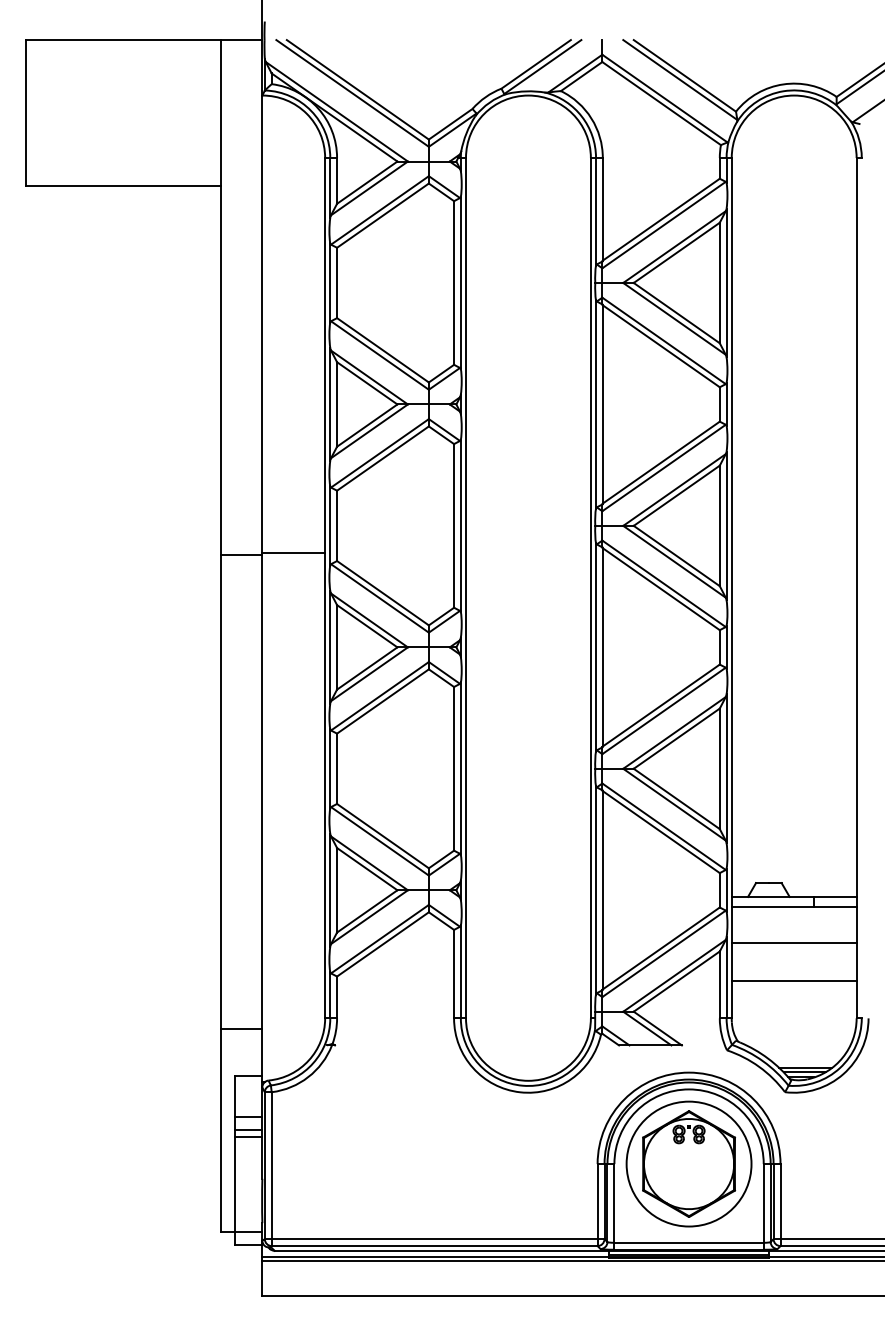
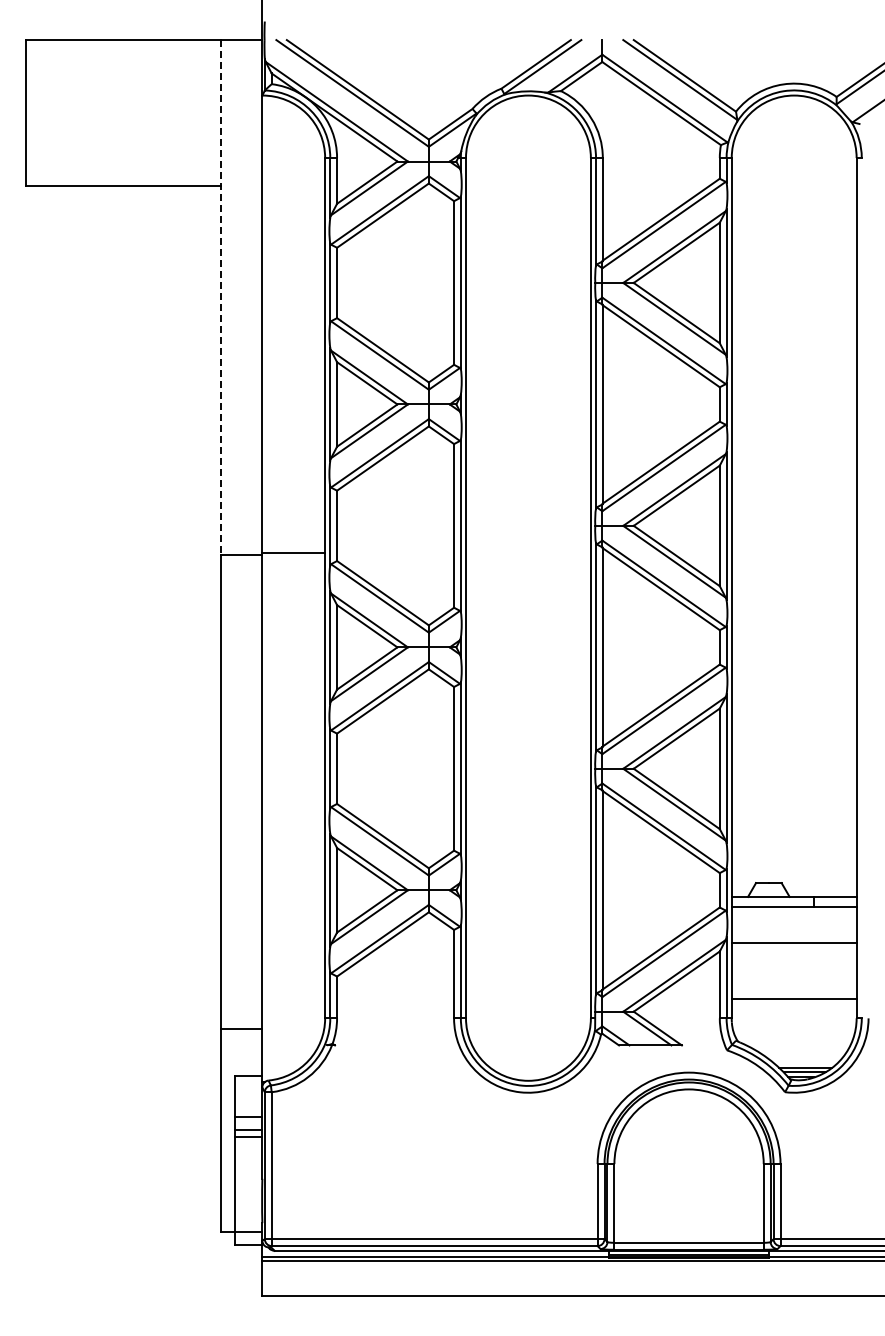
line: solid -> dashed (220, 297)
line position: (793, 980) -> (793, 998) (793, 998)
part: present -> none (688, 1163)
